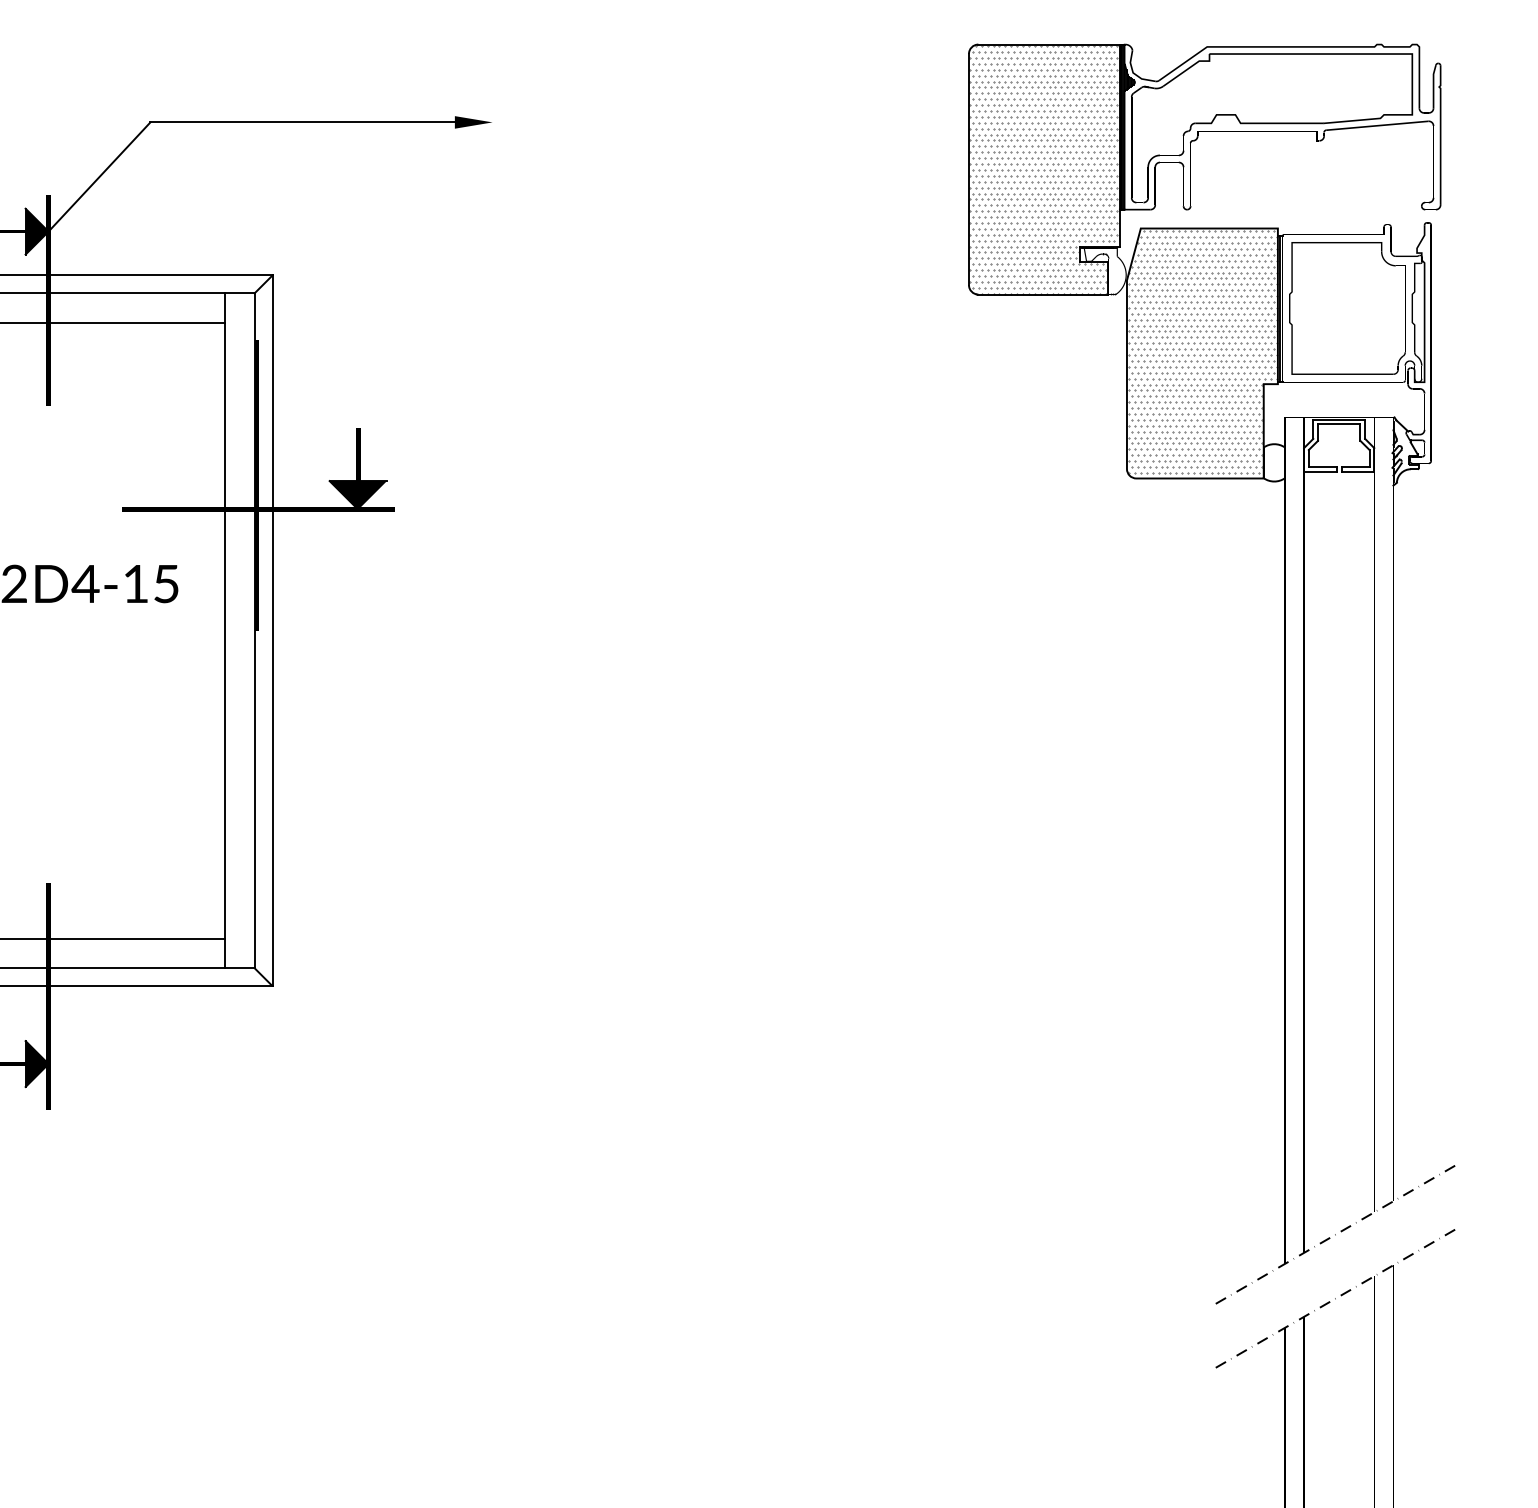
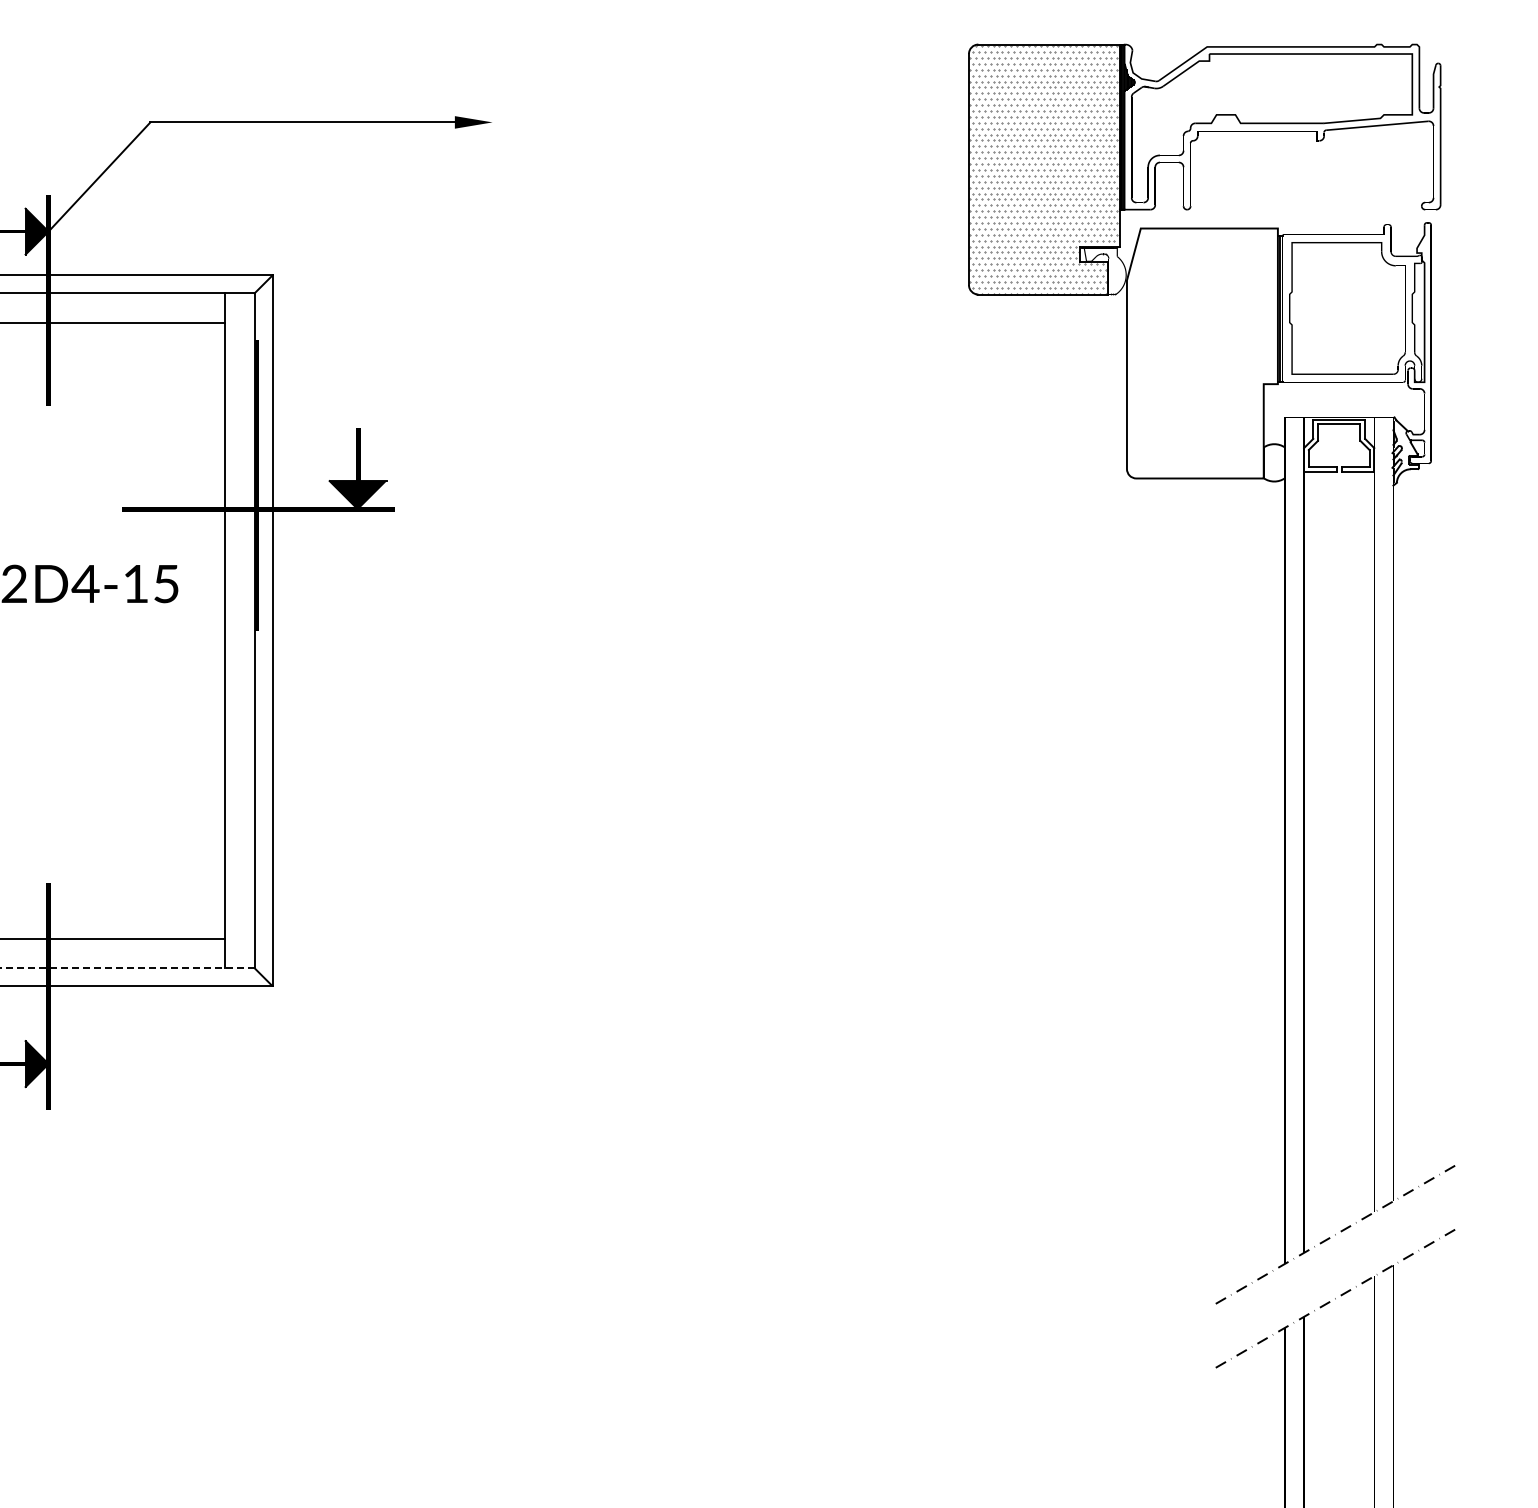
hatch: present -> none (1202, 351)
line: solid -> dashed (127, 968)
